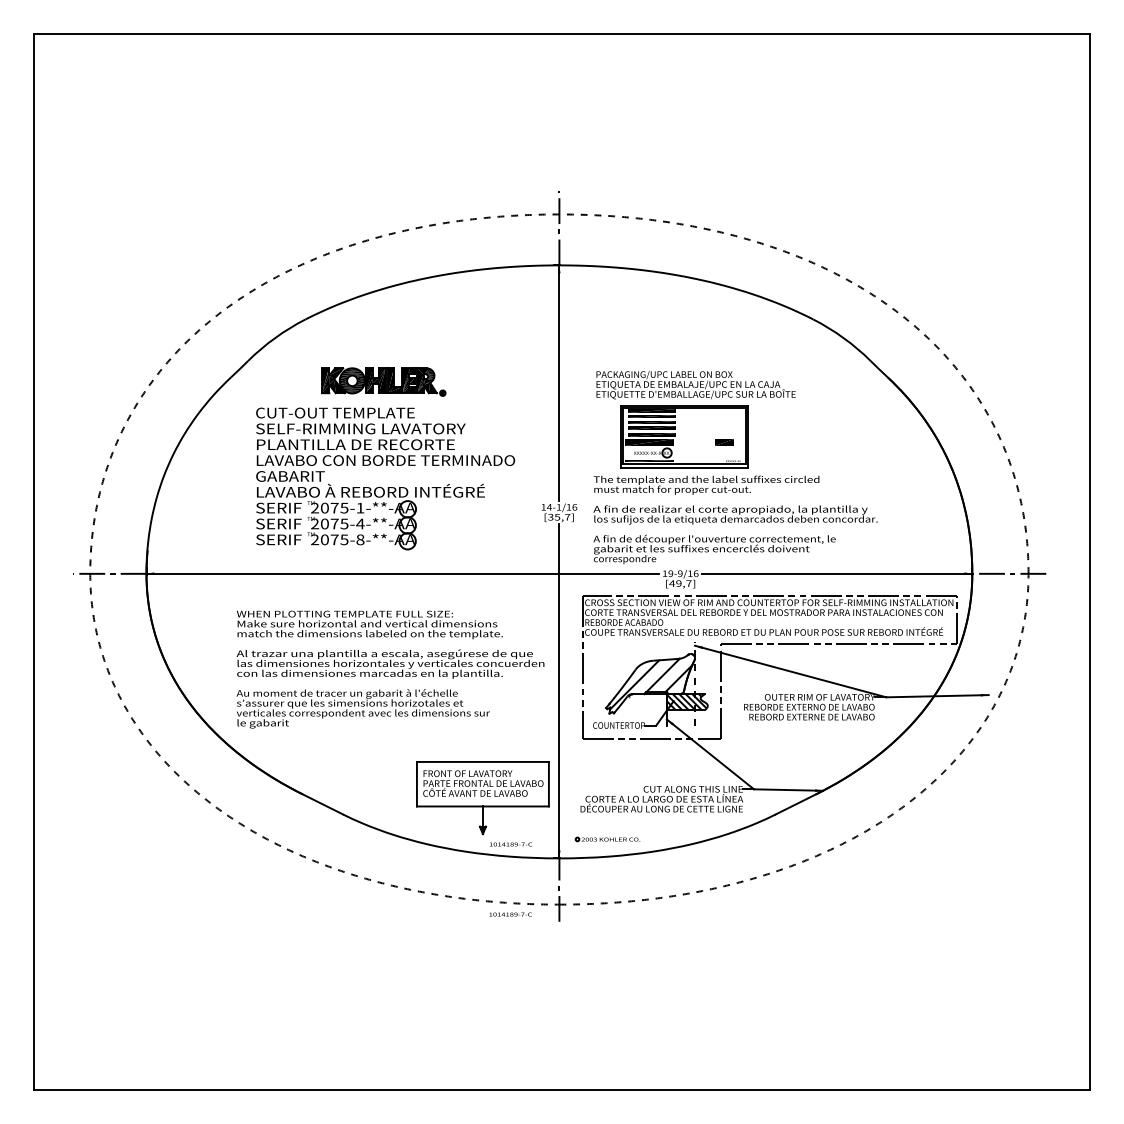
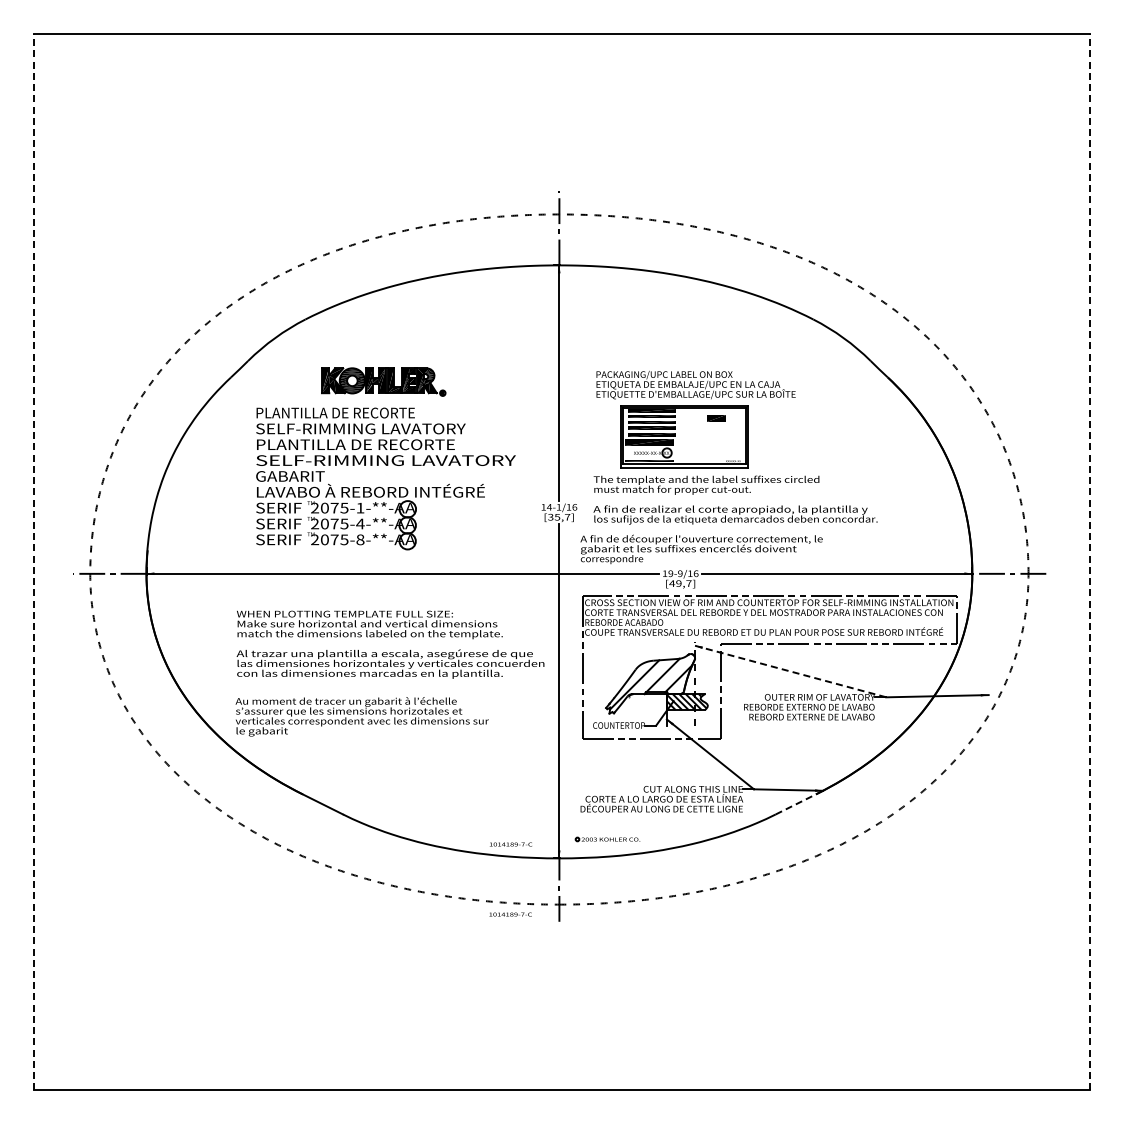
text: CUT-OUT TEMPLATE -> PLANTILLA DE RECORTE (335, 412)
part position: (724, 442) -> (716, 418) (716, 418)
text: LAVABO CON BORDE TERMINADO -> SELF-RIMMING LAVATORY (385, 460)
text position: (714, 549) -> (701, 549) (701, 549)
line: solid -> dashed (33, 561)
line: solid -> dashed (1090, 561)
line: solid -> dashed (791, 671)
text position: (362, 708) -> (361, 716) (361, 716)
part: present -> none (482, 798)
line: solid -> dashed (796, 804)
